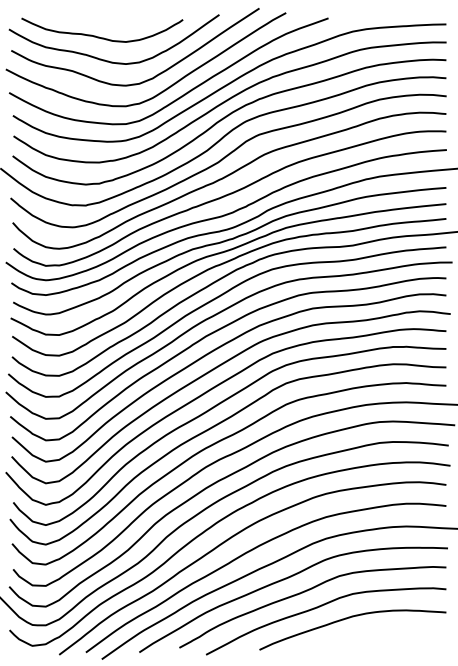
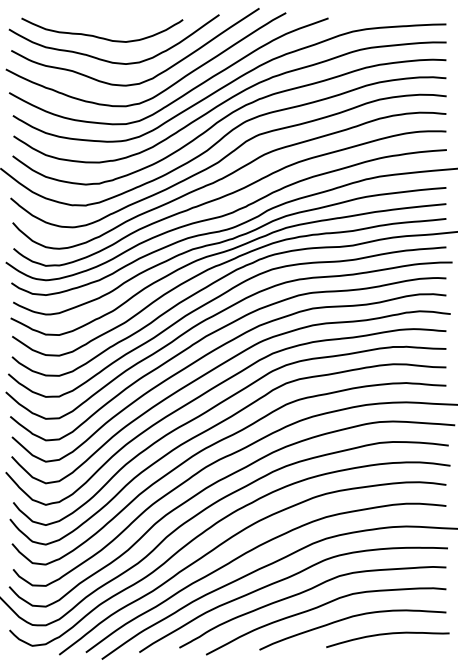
curve: none -> present (387, 634)
